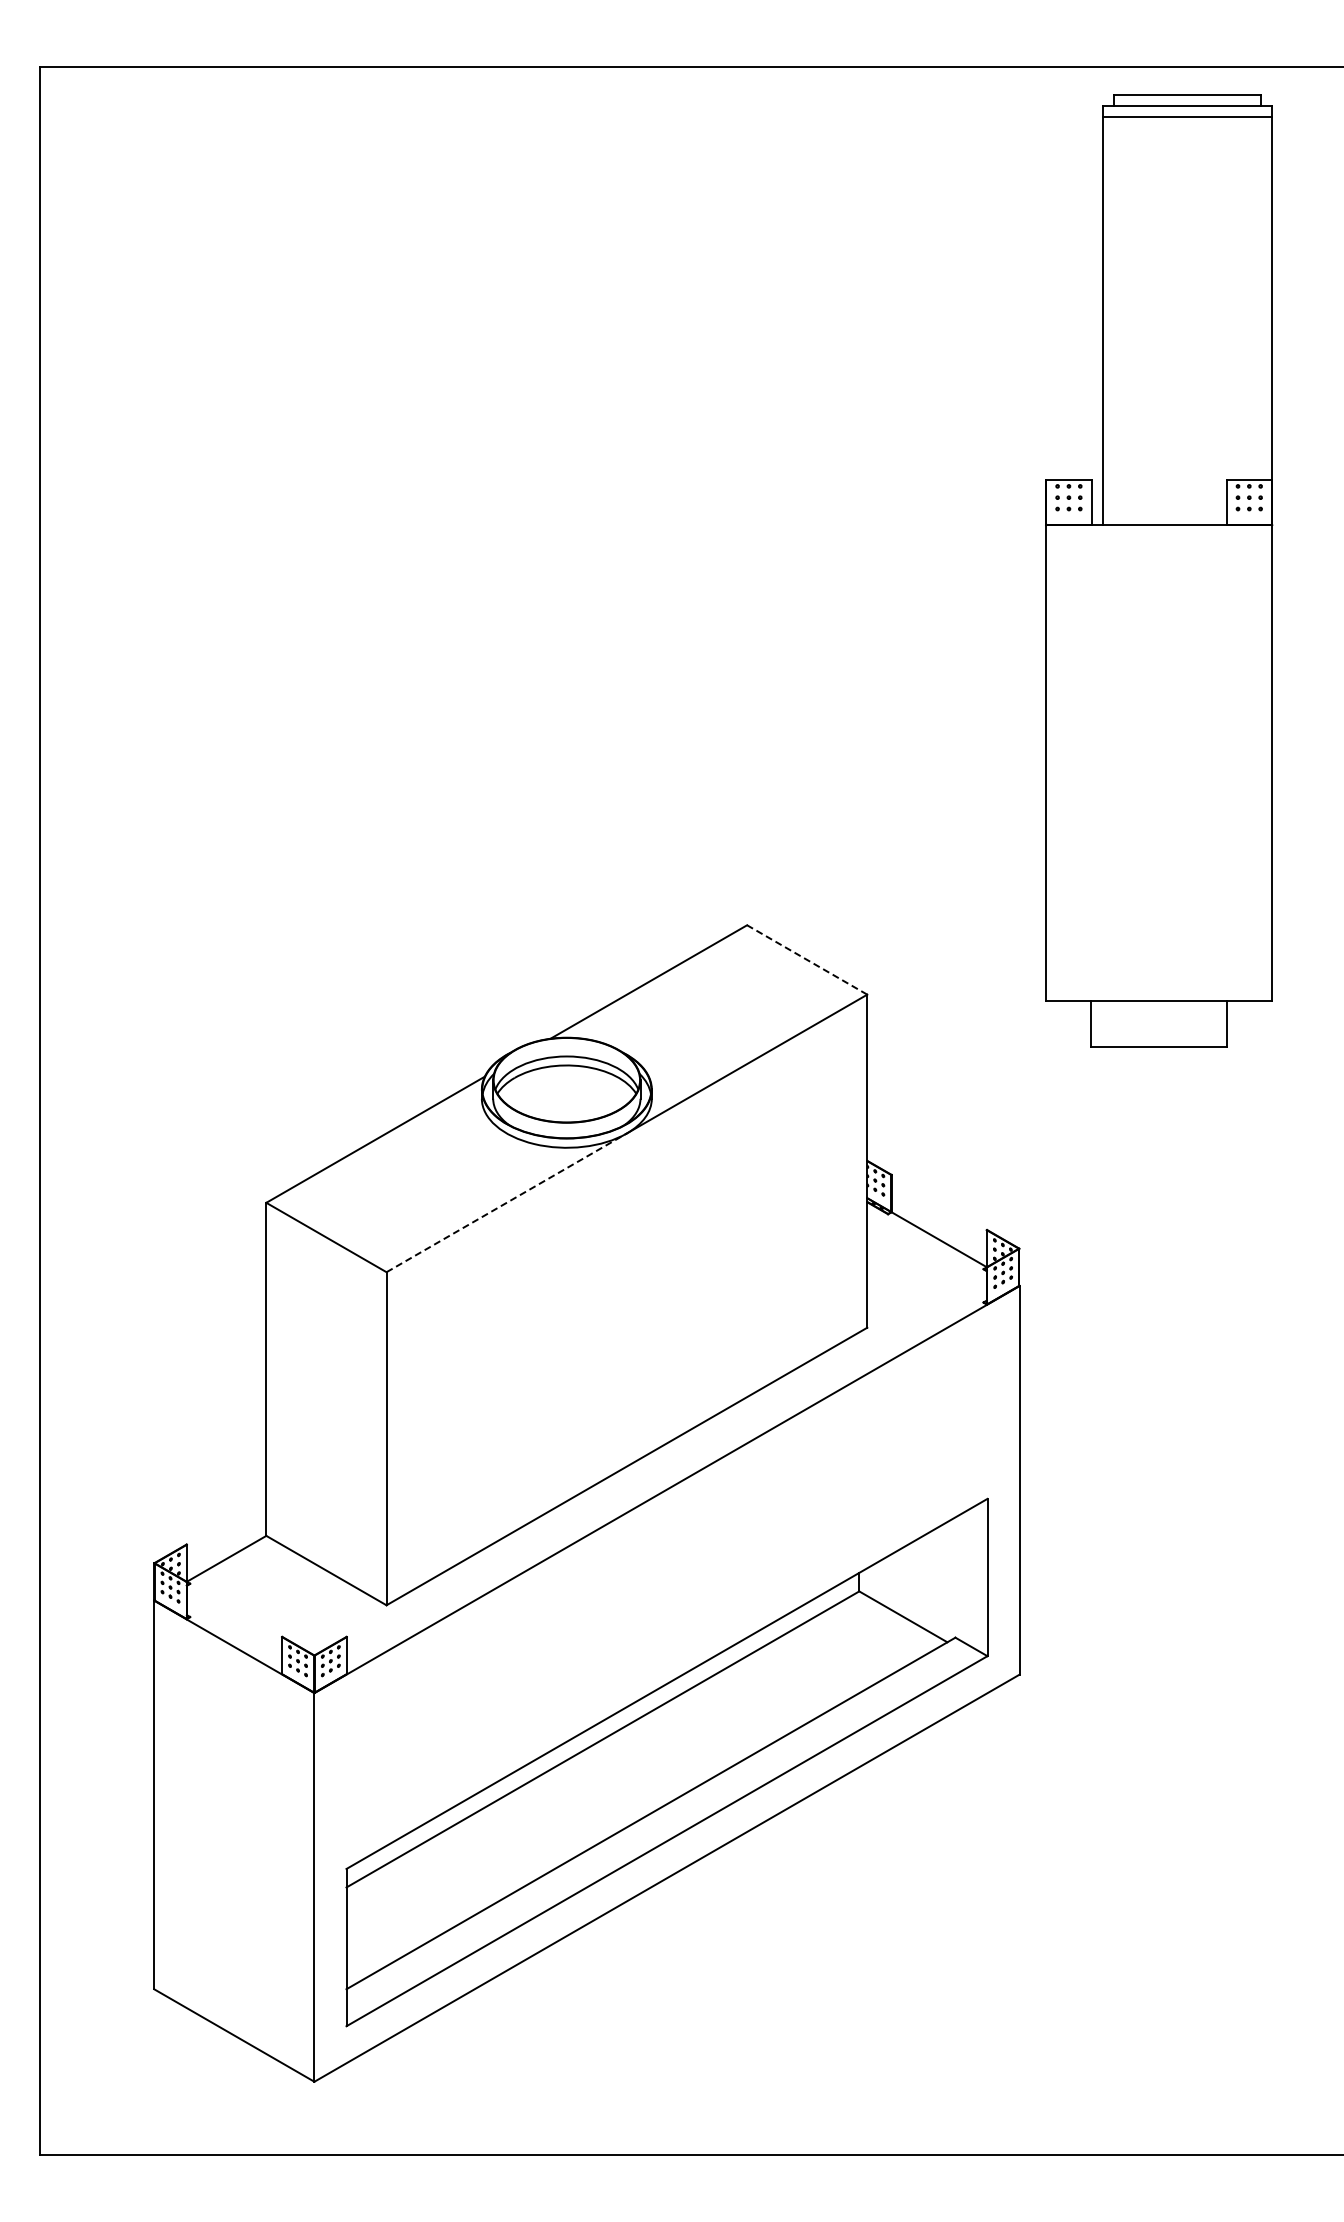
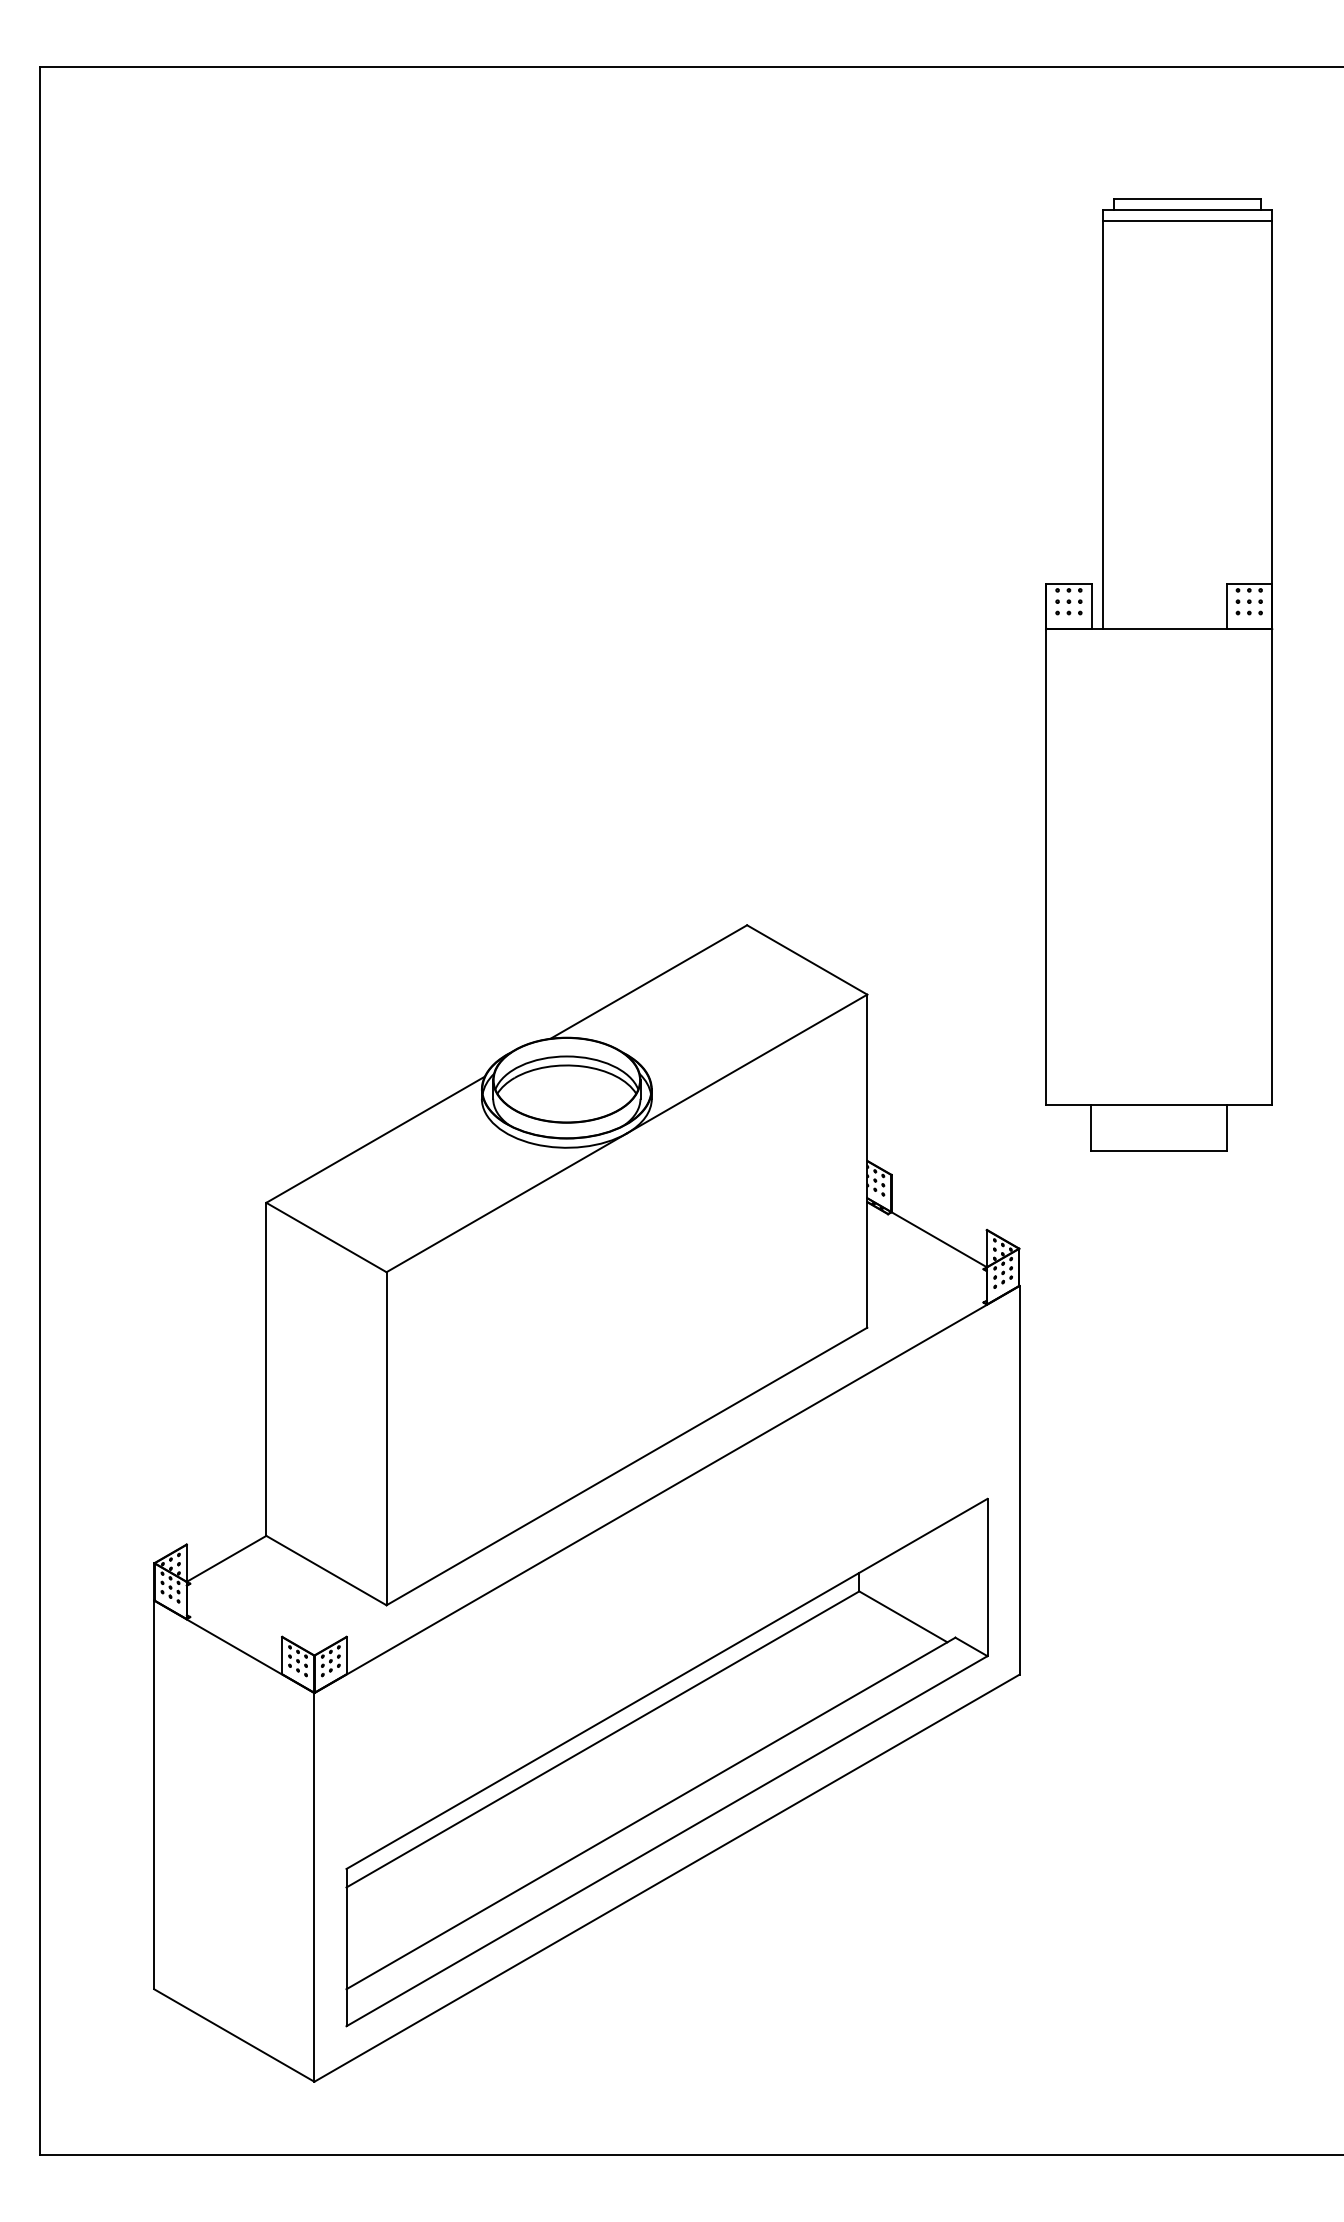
part position: (1159, 570) -> (1159, 674) (1159, 674)
line: dashed -> solid (806, 959)
line: dashed -> solid (506, 1202)
